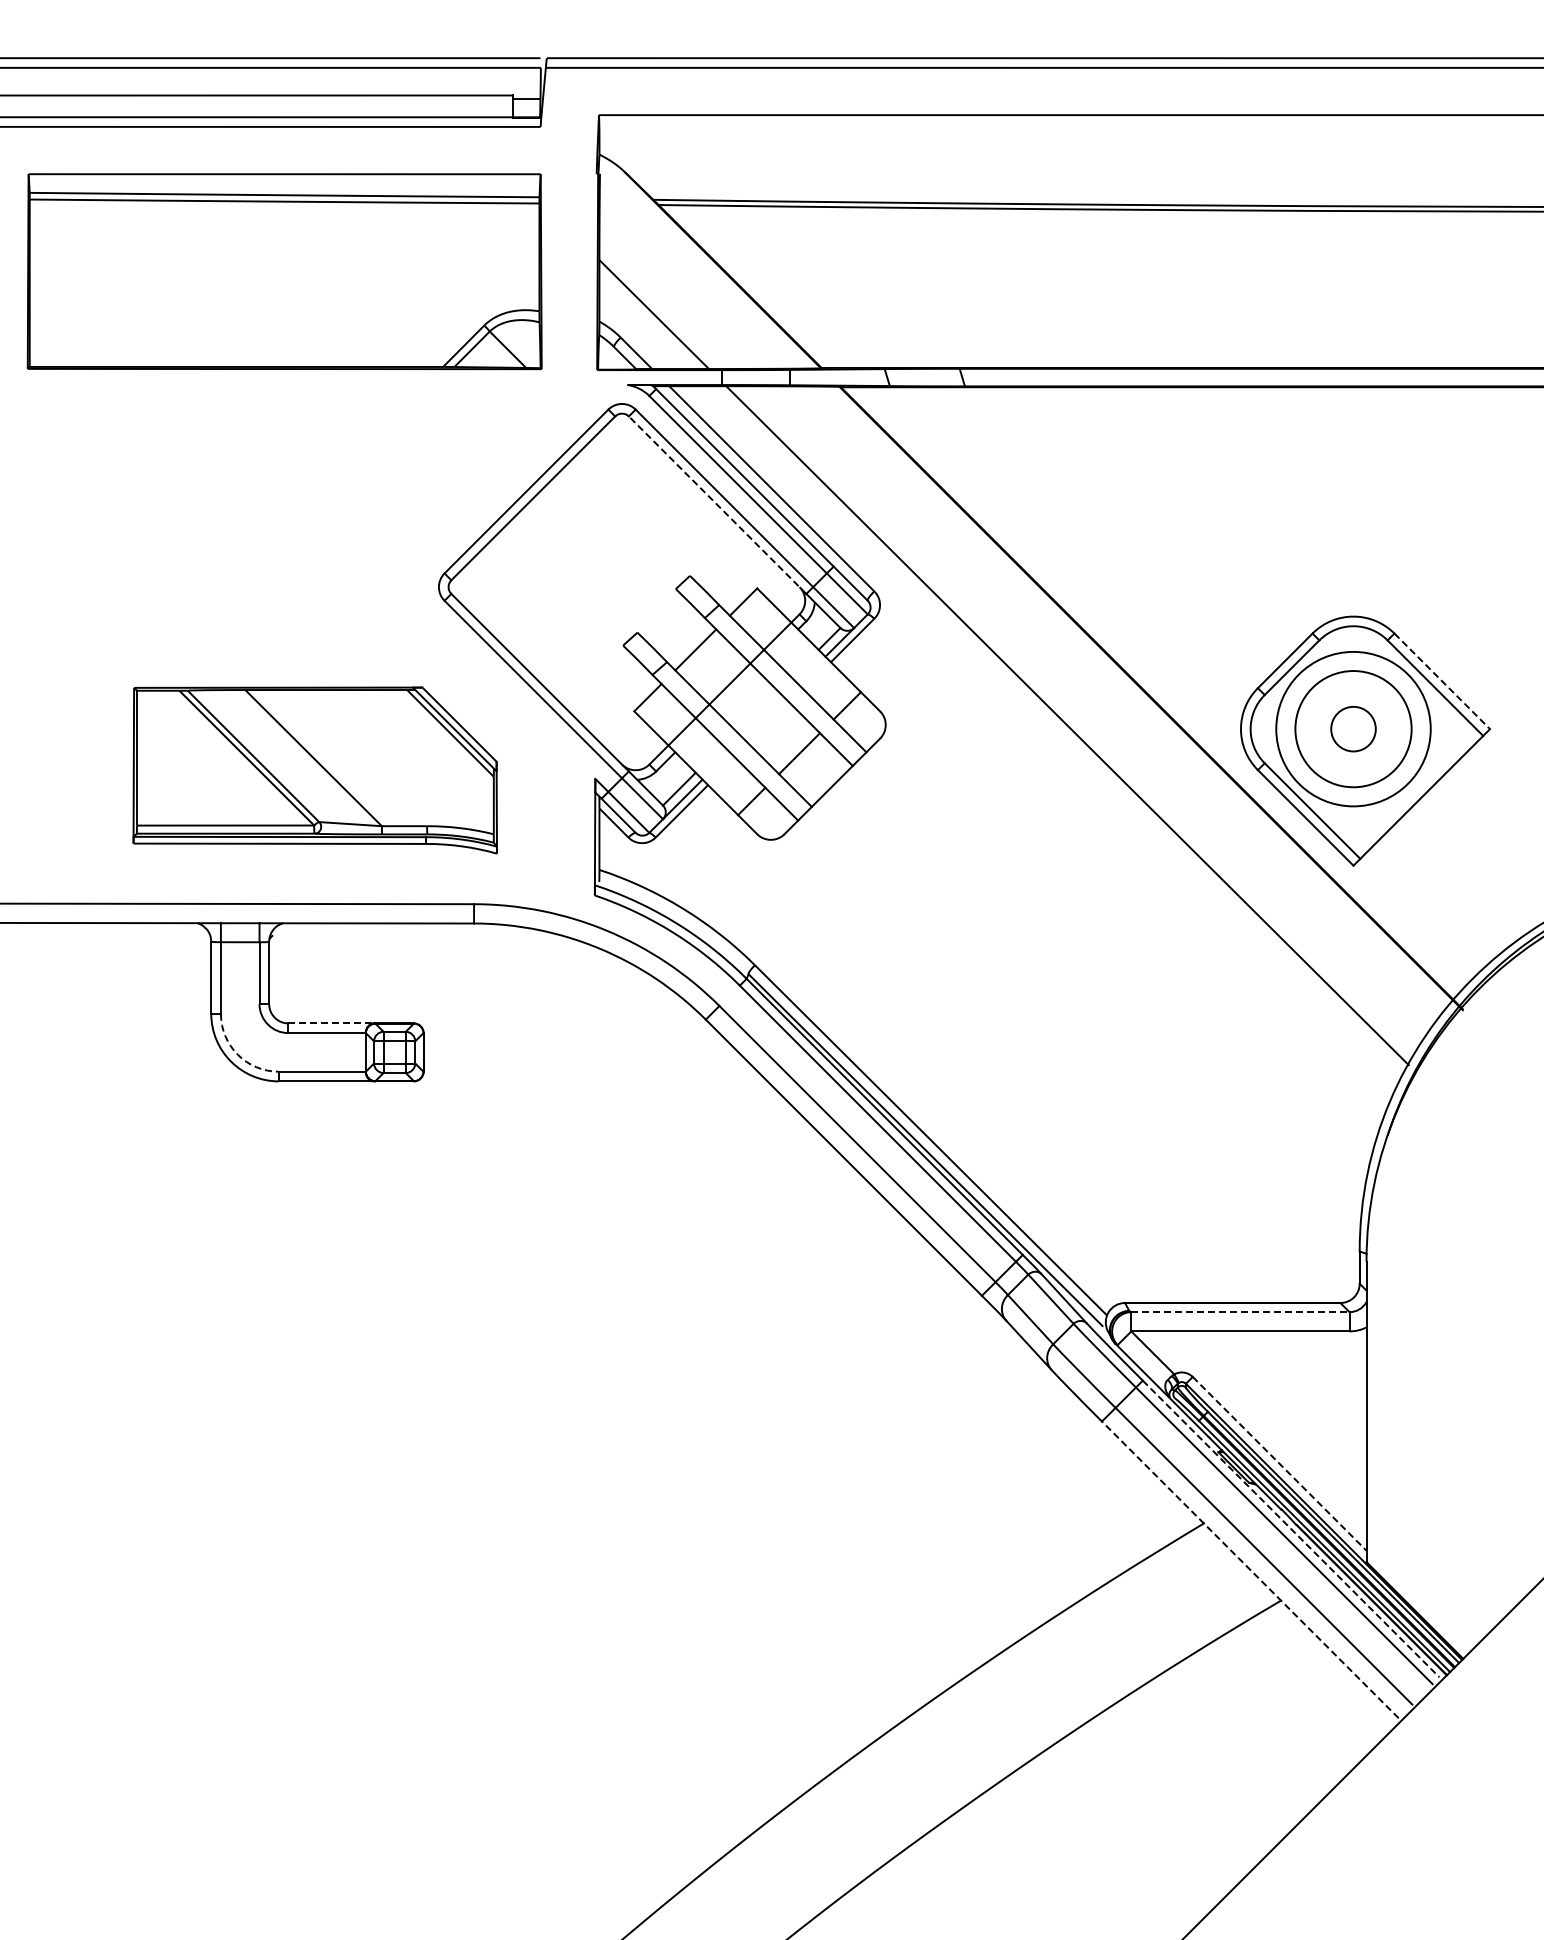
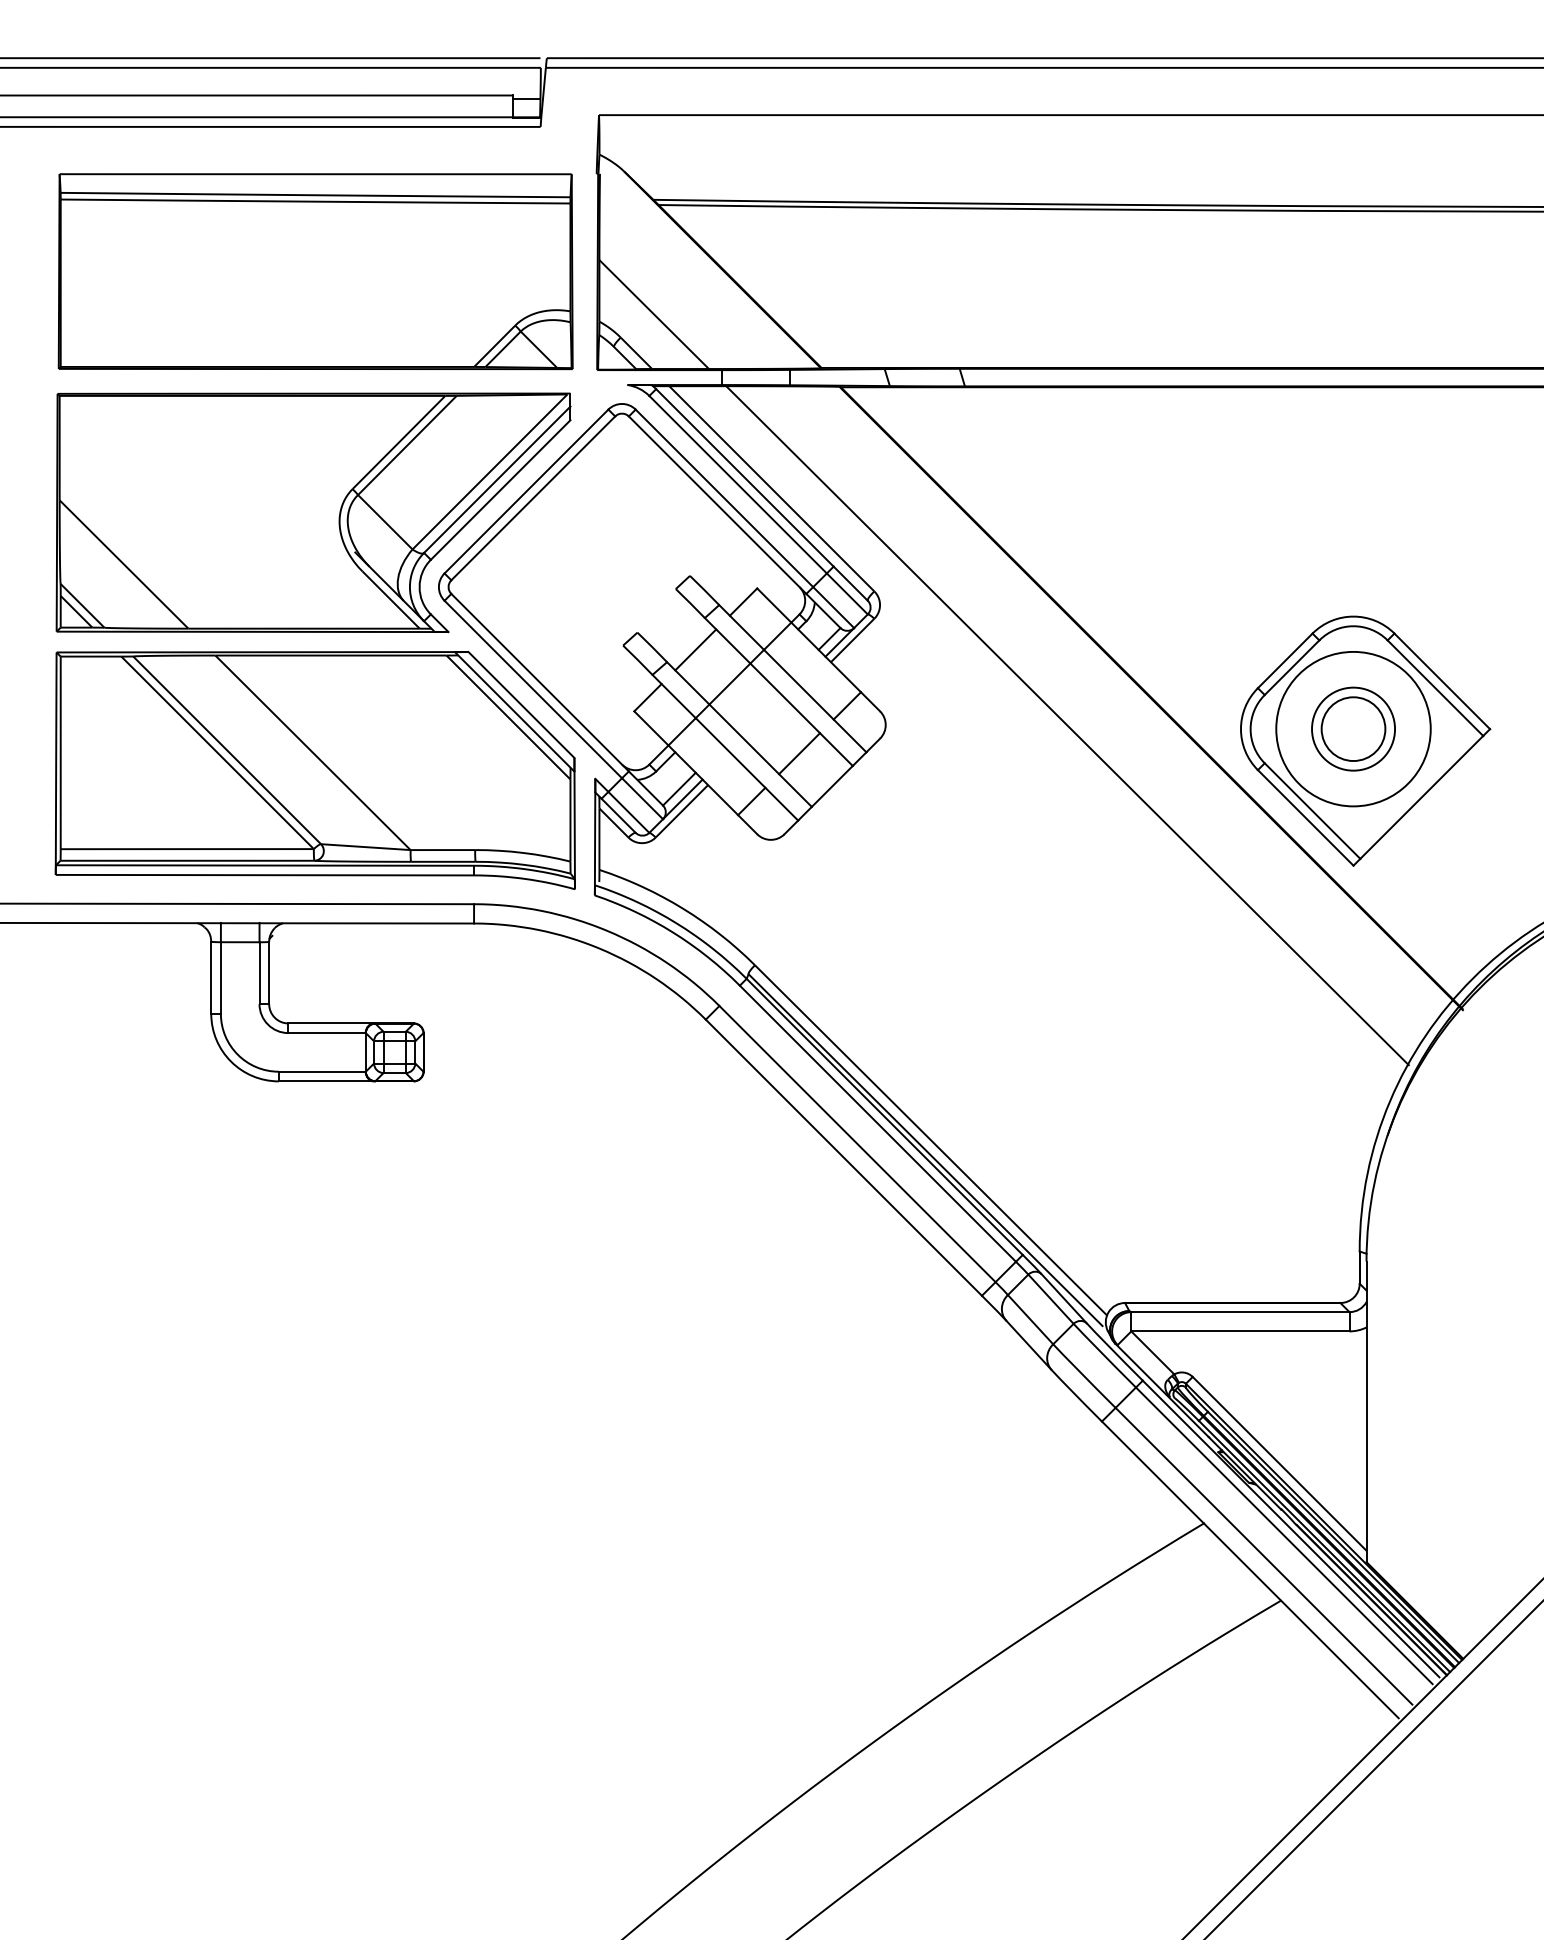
part position: (284, 271) -> (315, 271) (315, 271)
line: dashed -> solid (717, 505)
part: none -> present (313, 512)
line: dashed -> solid (1442, 681)
circle diameter: 45 px -> 64 px (1353, 729)
circle diameter: 116 px -> 83 px (1353, 728)
part size: 366x169 px -> 522x239 px (314, 770)
line: dashed -> solid (331, 1023)
arc: dashed -> solid (237, 1054)
line: dashed -> solid (1240, 1312)
line: dashed -> solid (1279, 1463)
line: dashed -> solid (1291, 1529)
line: dashed -> solid (1250, 1569)
line: none -> present (1373, 1769)
